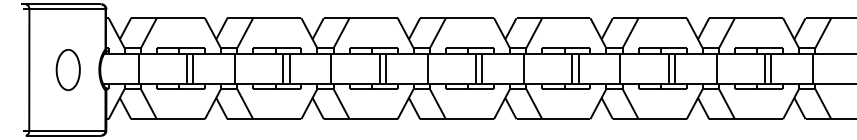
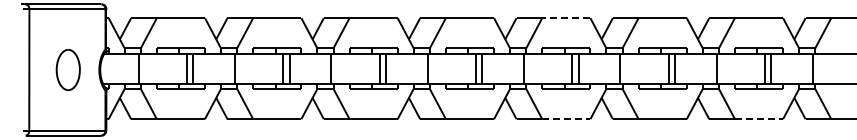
line: solid -> dashed (565, 18)
line: solid -> dashed (566, 119)
line: solid -> dashed (759, 119)
